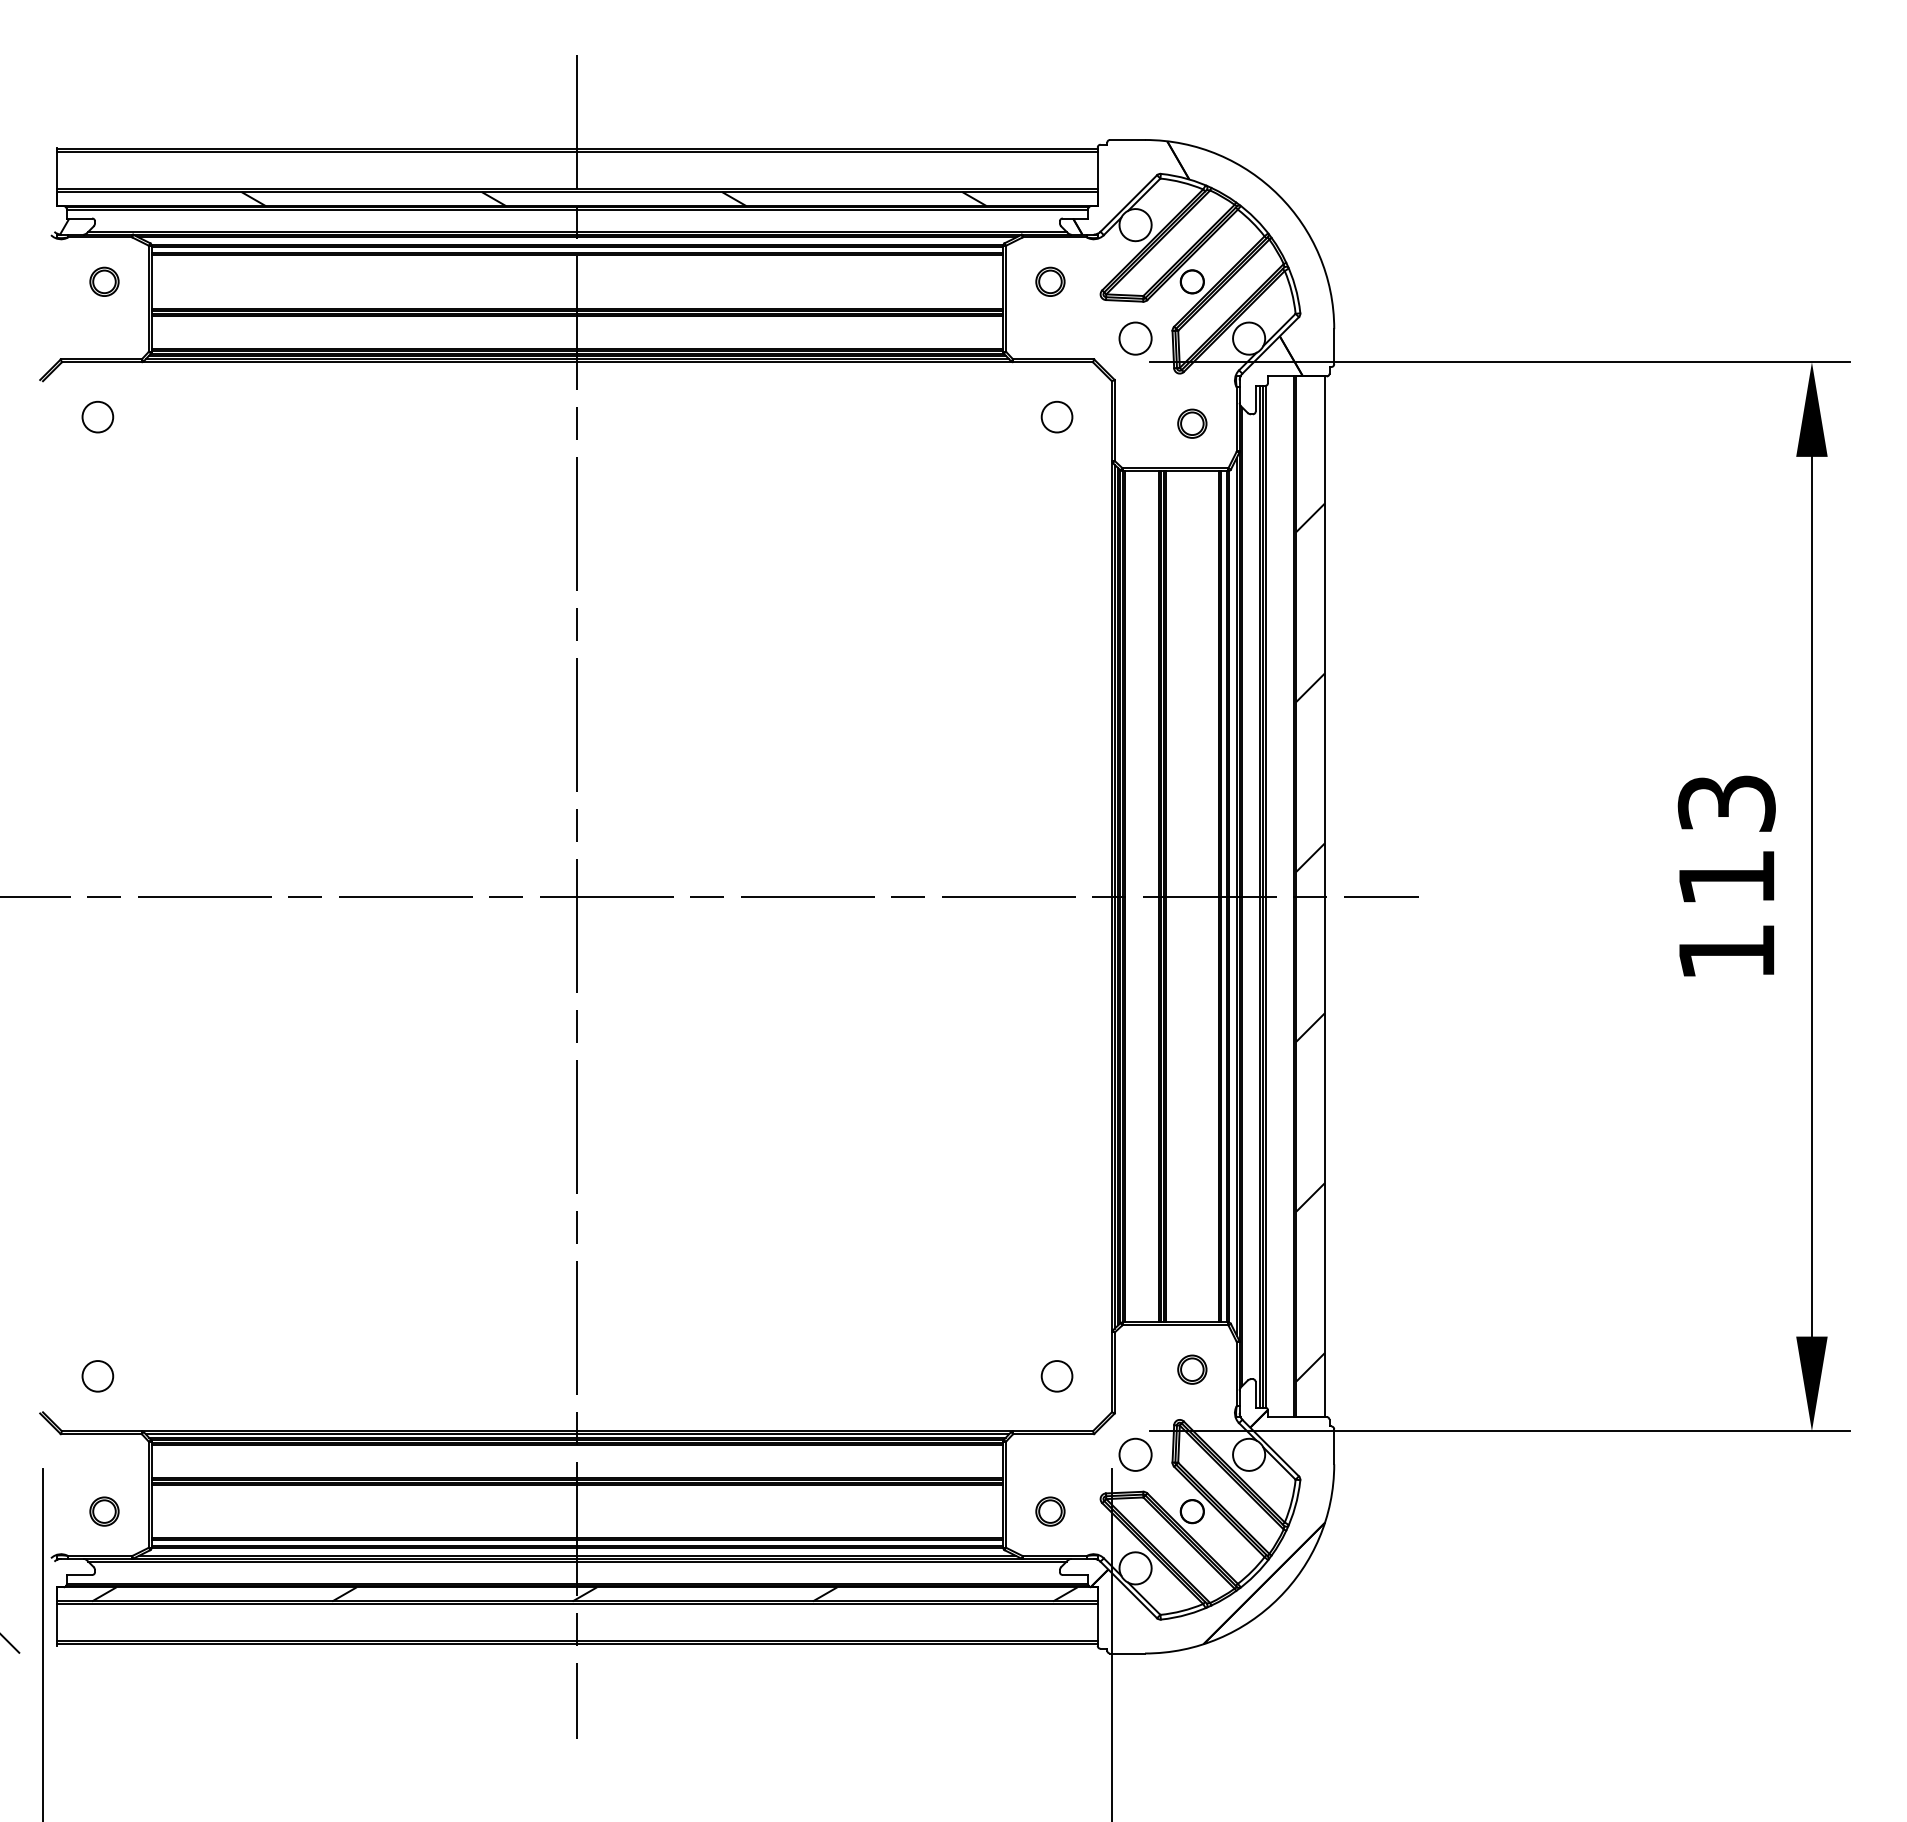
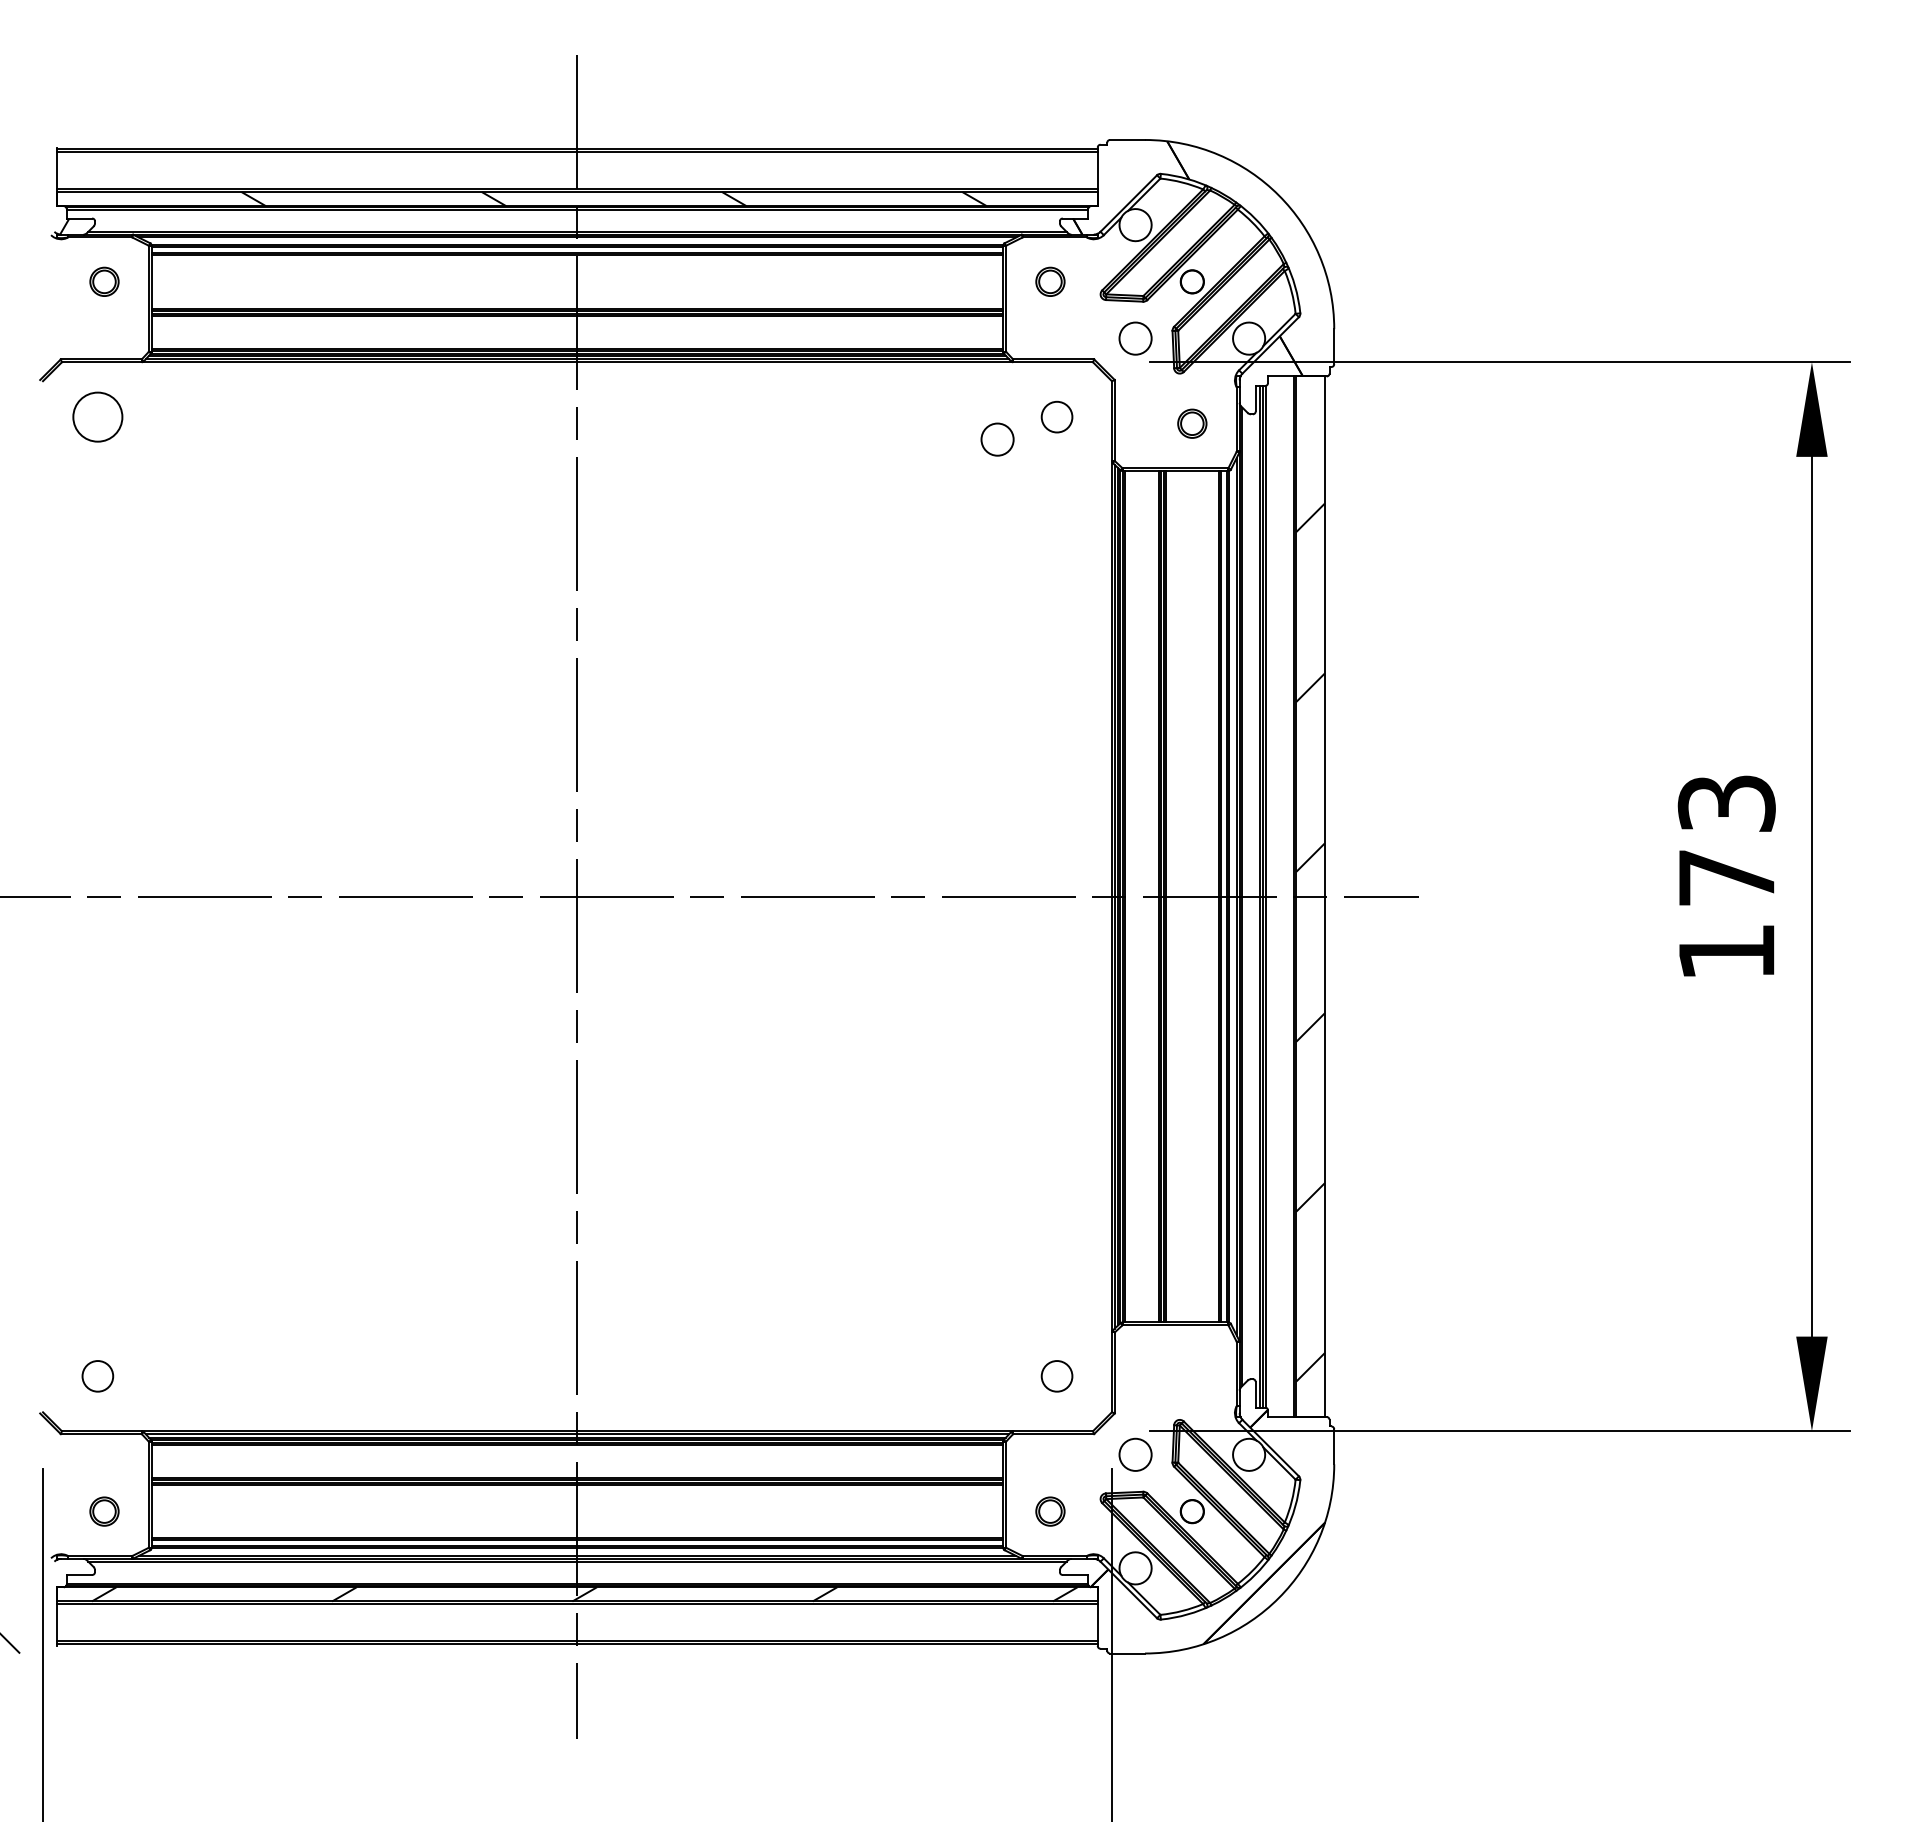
circle diameter: 31 px -> 49 px (97, 416)
circle: none -> present (997, 439)
text: 113 -> 173 (1726, 877)
part: present -> none (1192, 1369)
